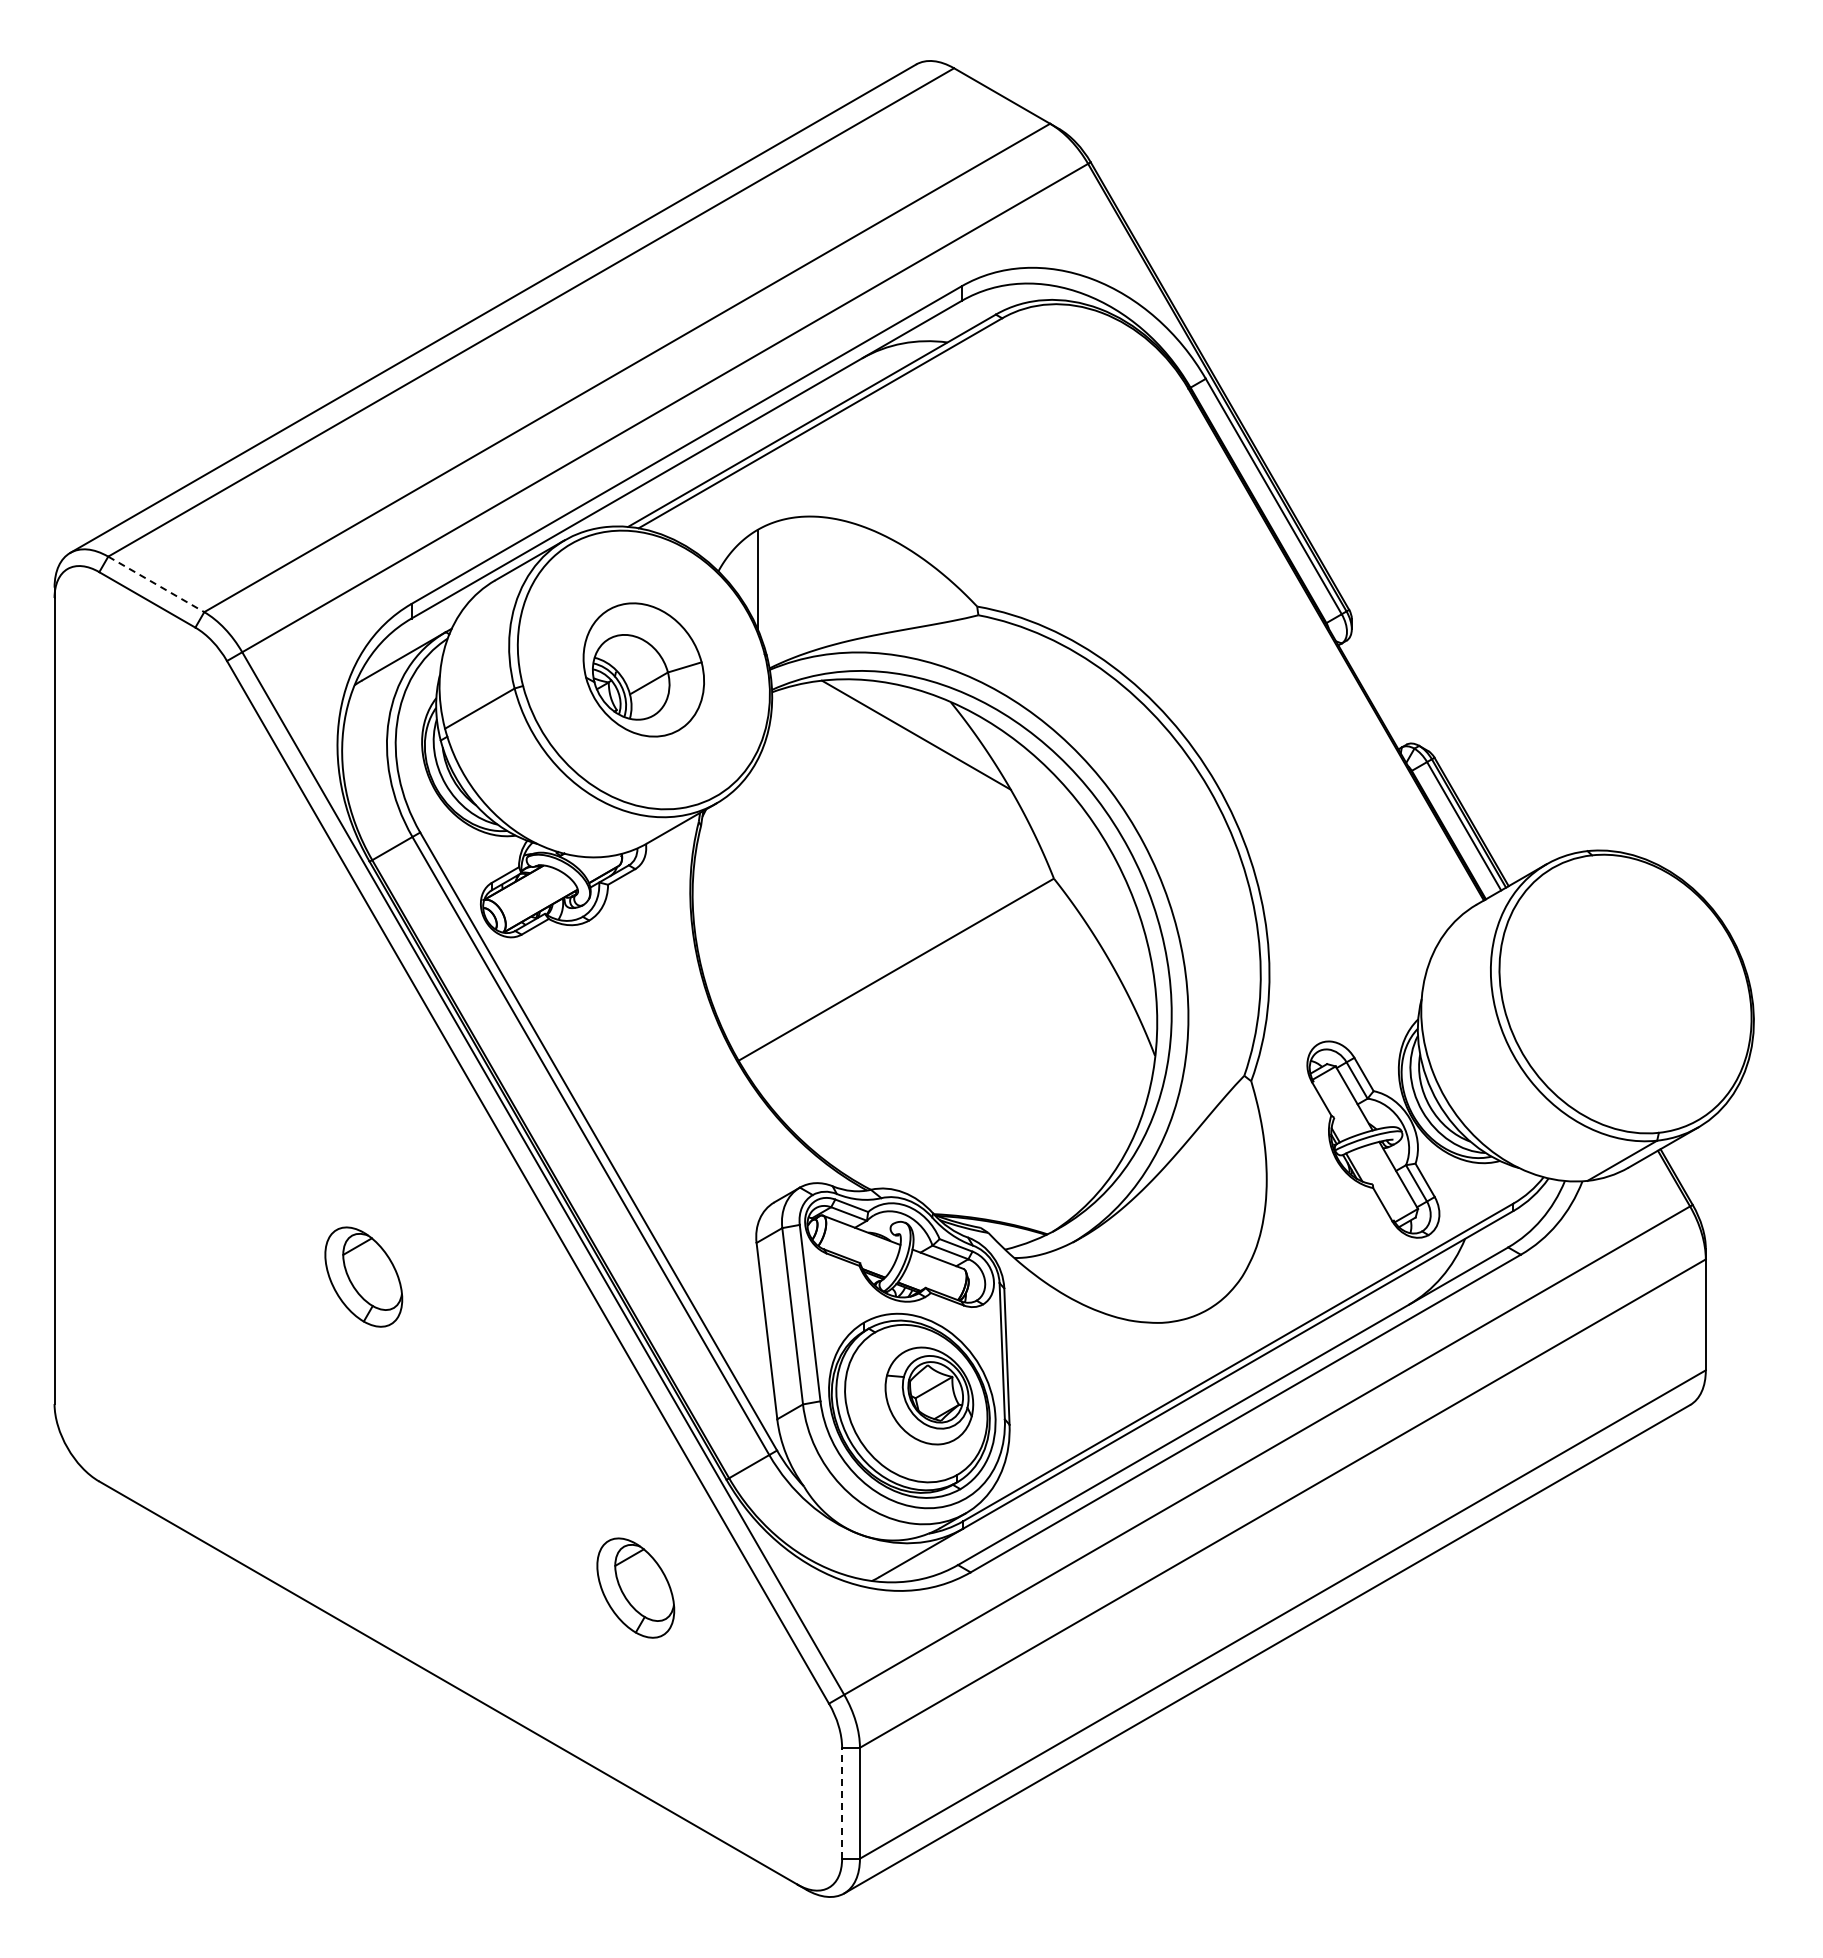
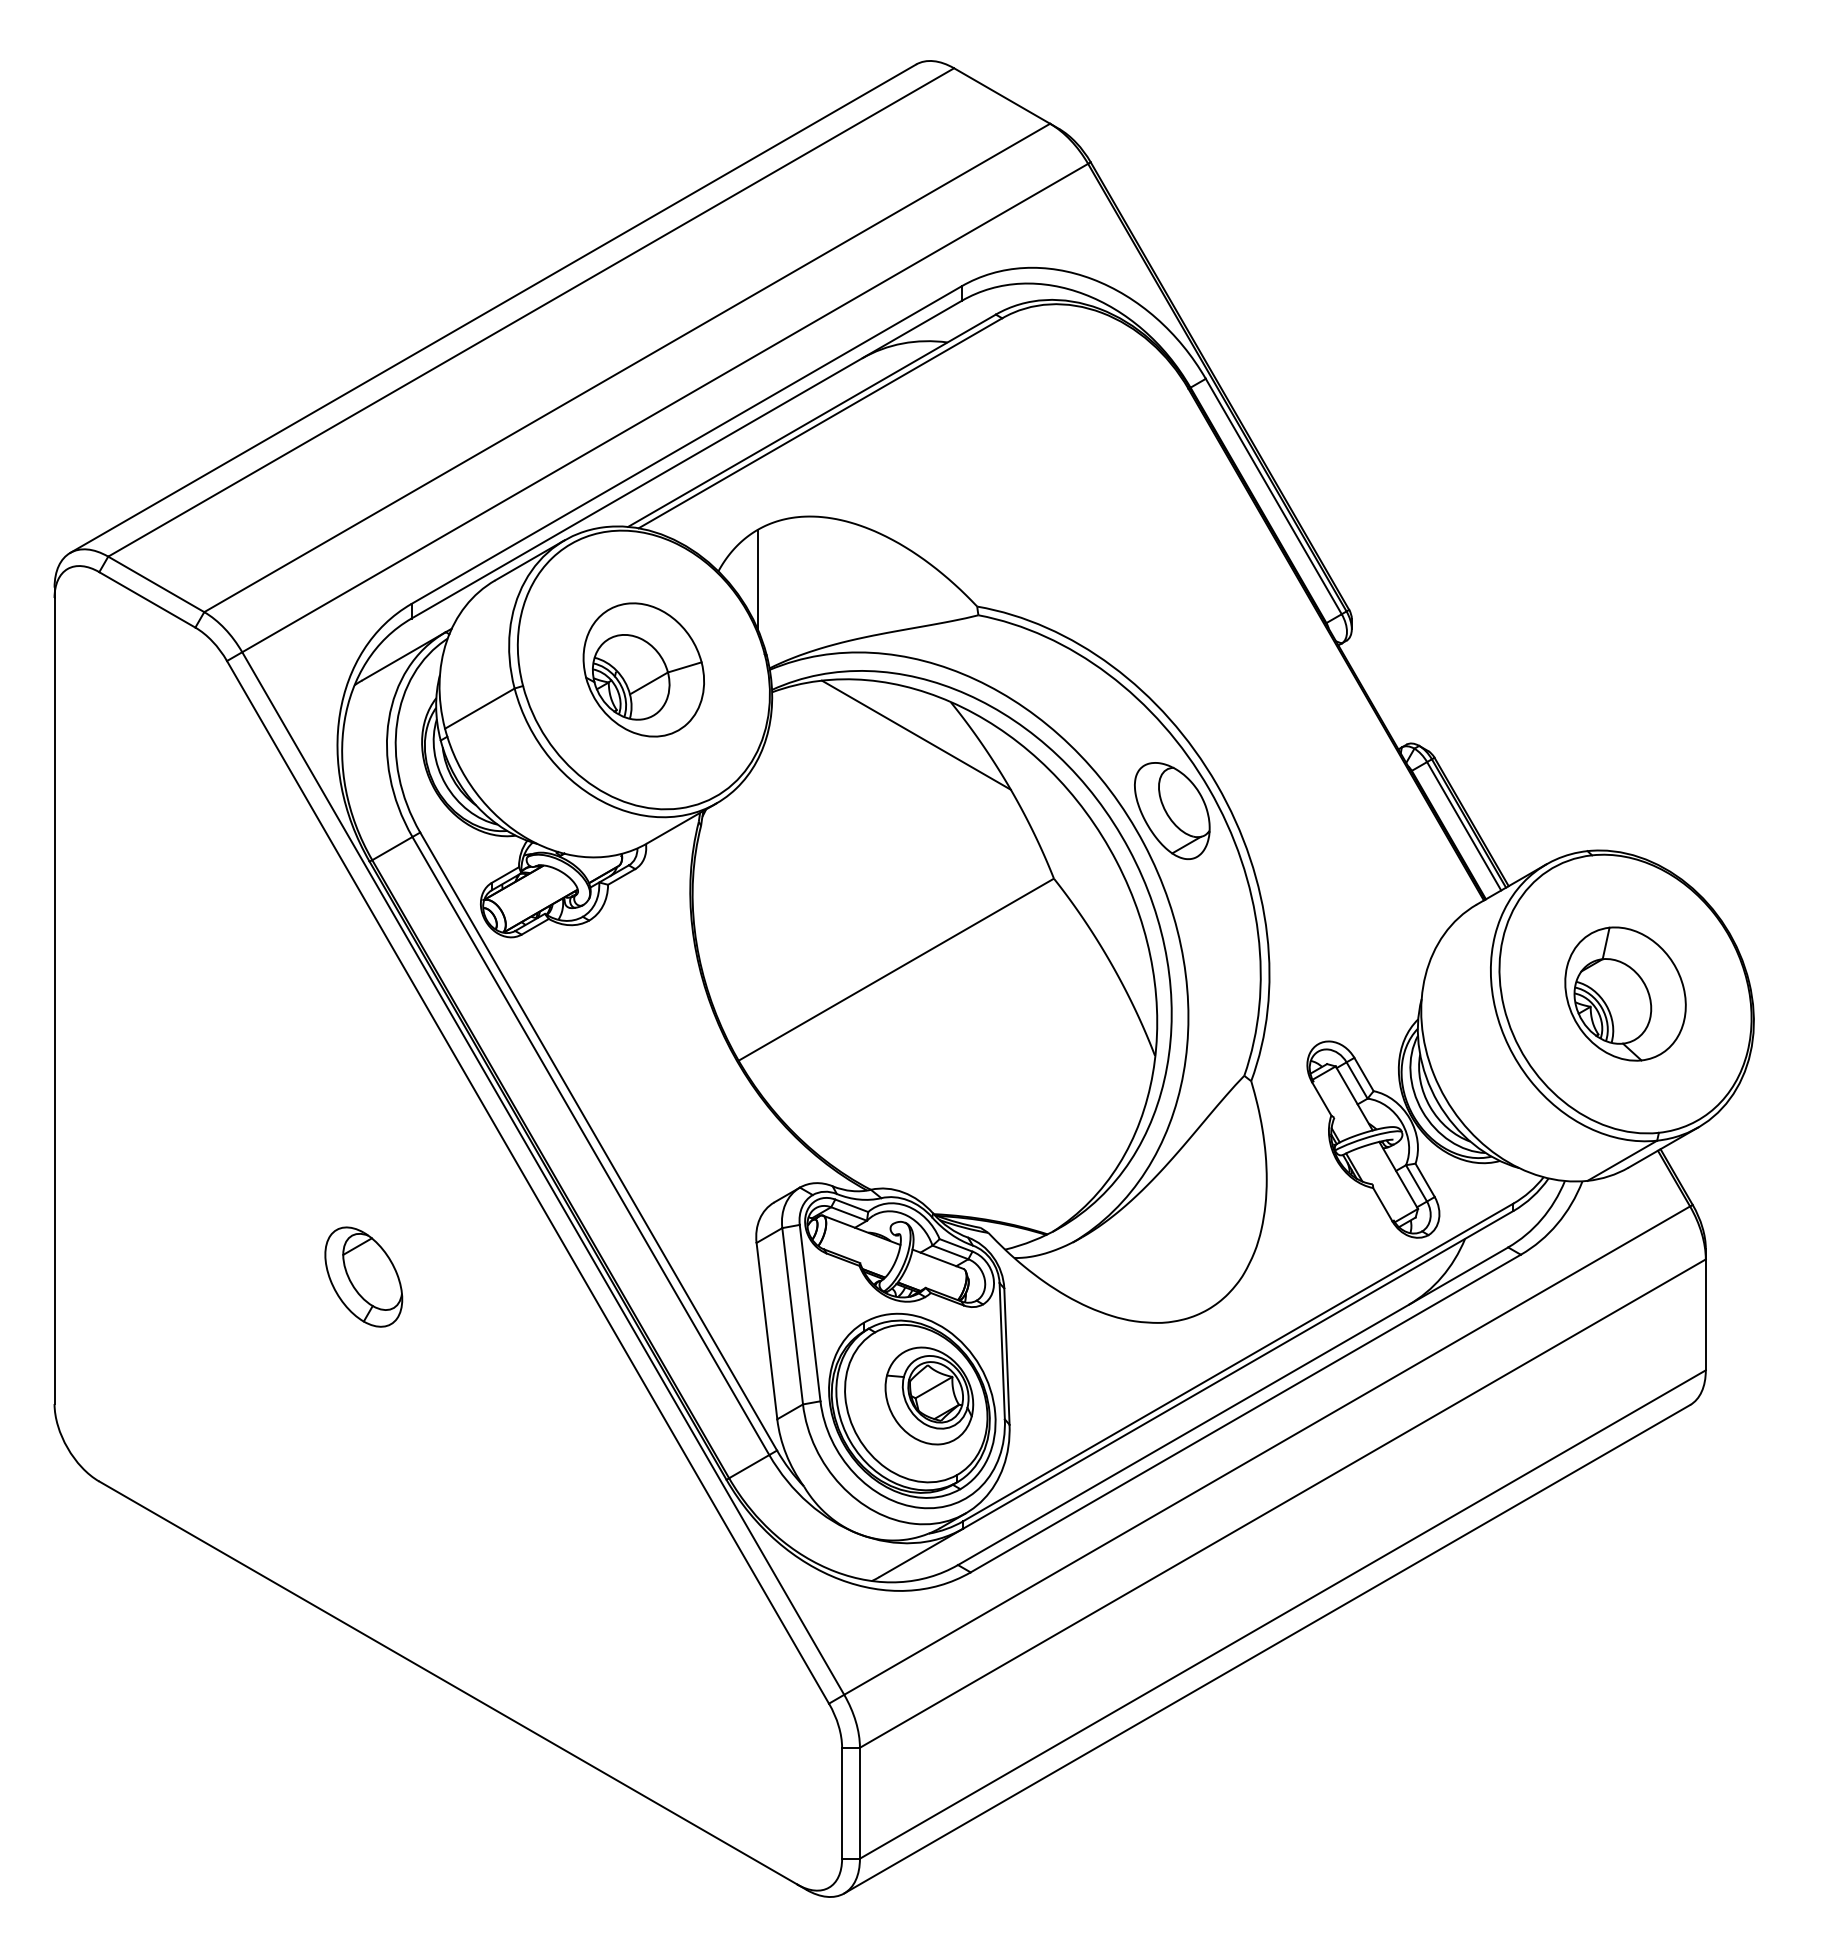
line: dashed -> solid (156, 584)
part: none -> present (1172, 811)
part: none -> present (1625, 993)
part: present -> none (635, 1587)
line: dashed -> solid (842, 1802)
